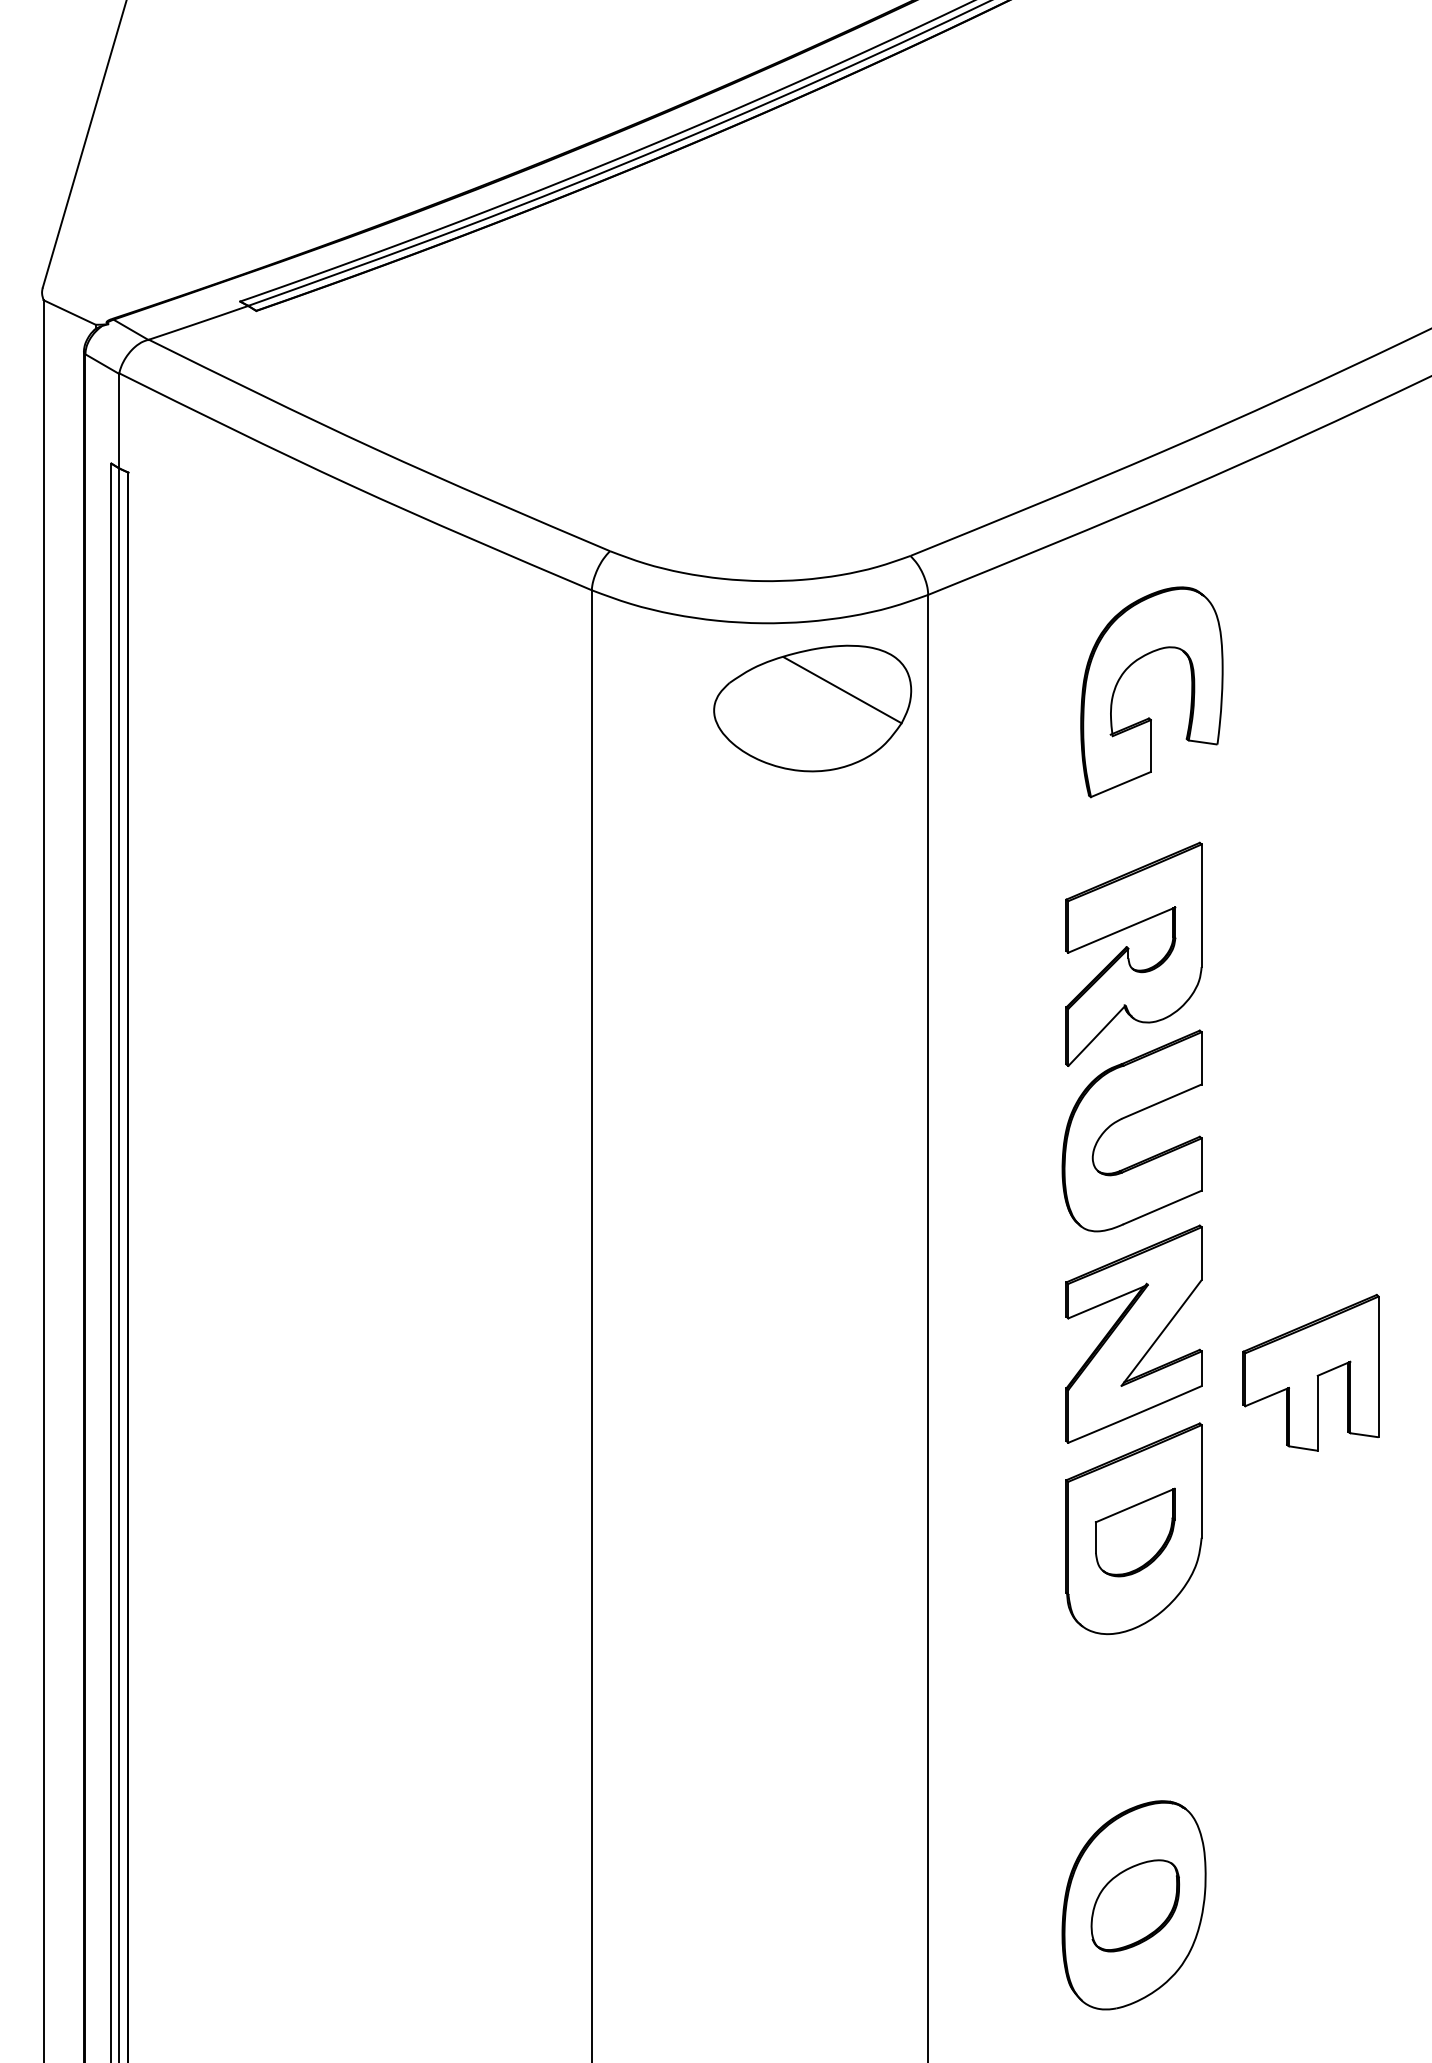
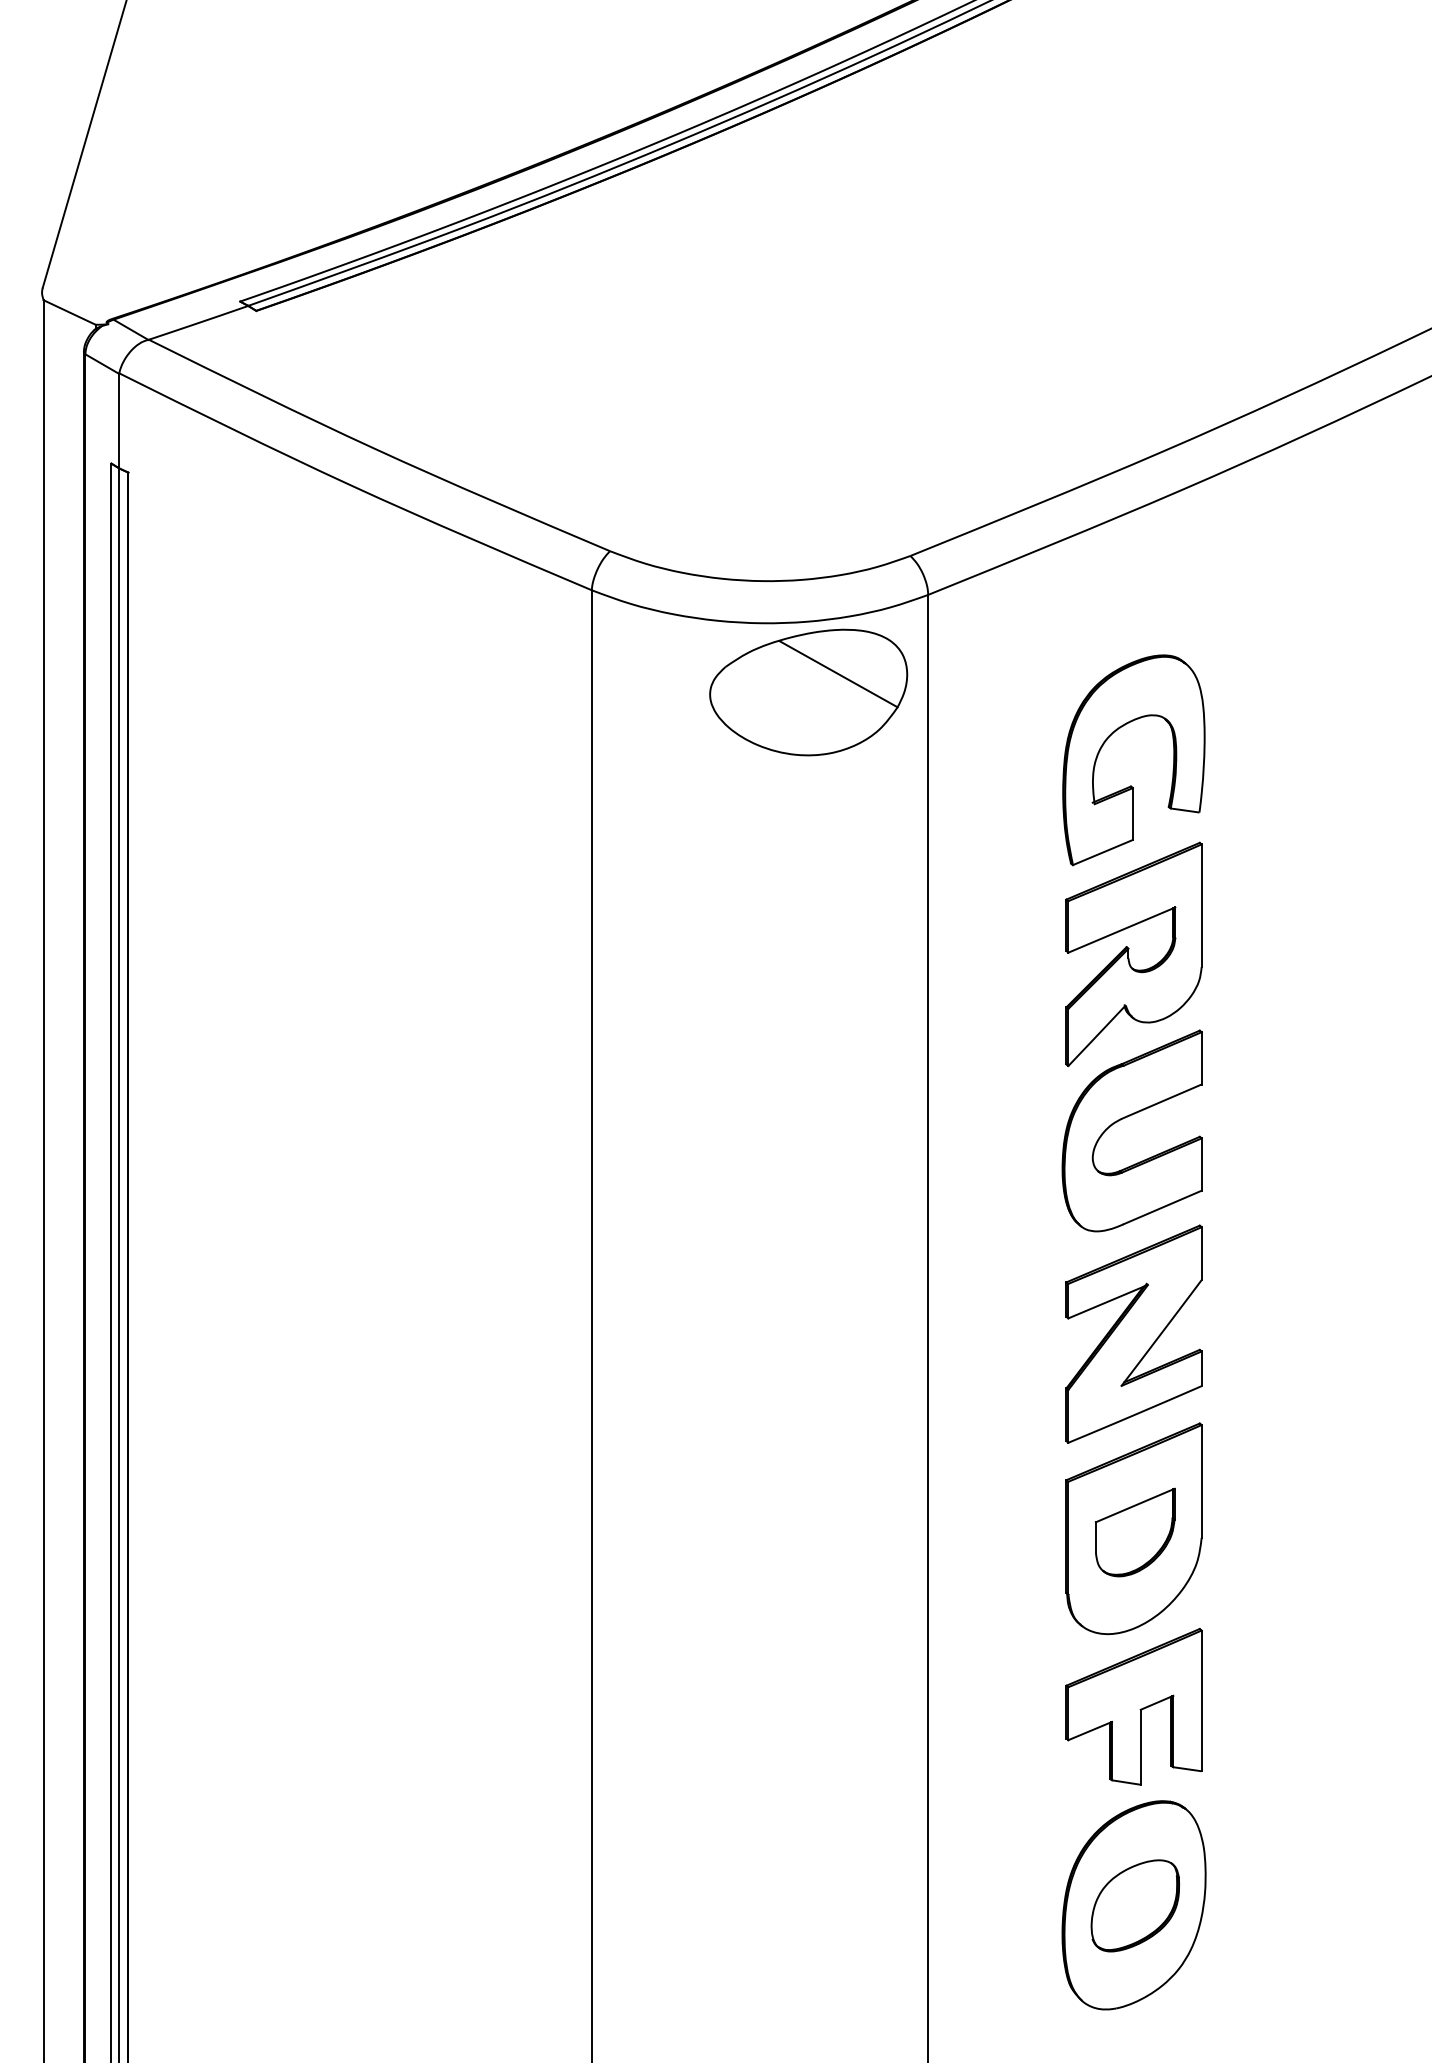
part position: (812, 708) -> (808, 692) (808, 692)
part position: (1149, 717) -> (1131, 785) (1131, 785)
part position: (1310, 1372) -> (1133, 1706) (1133, 1706)
